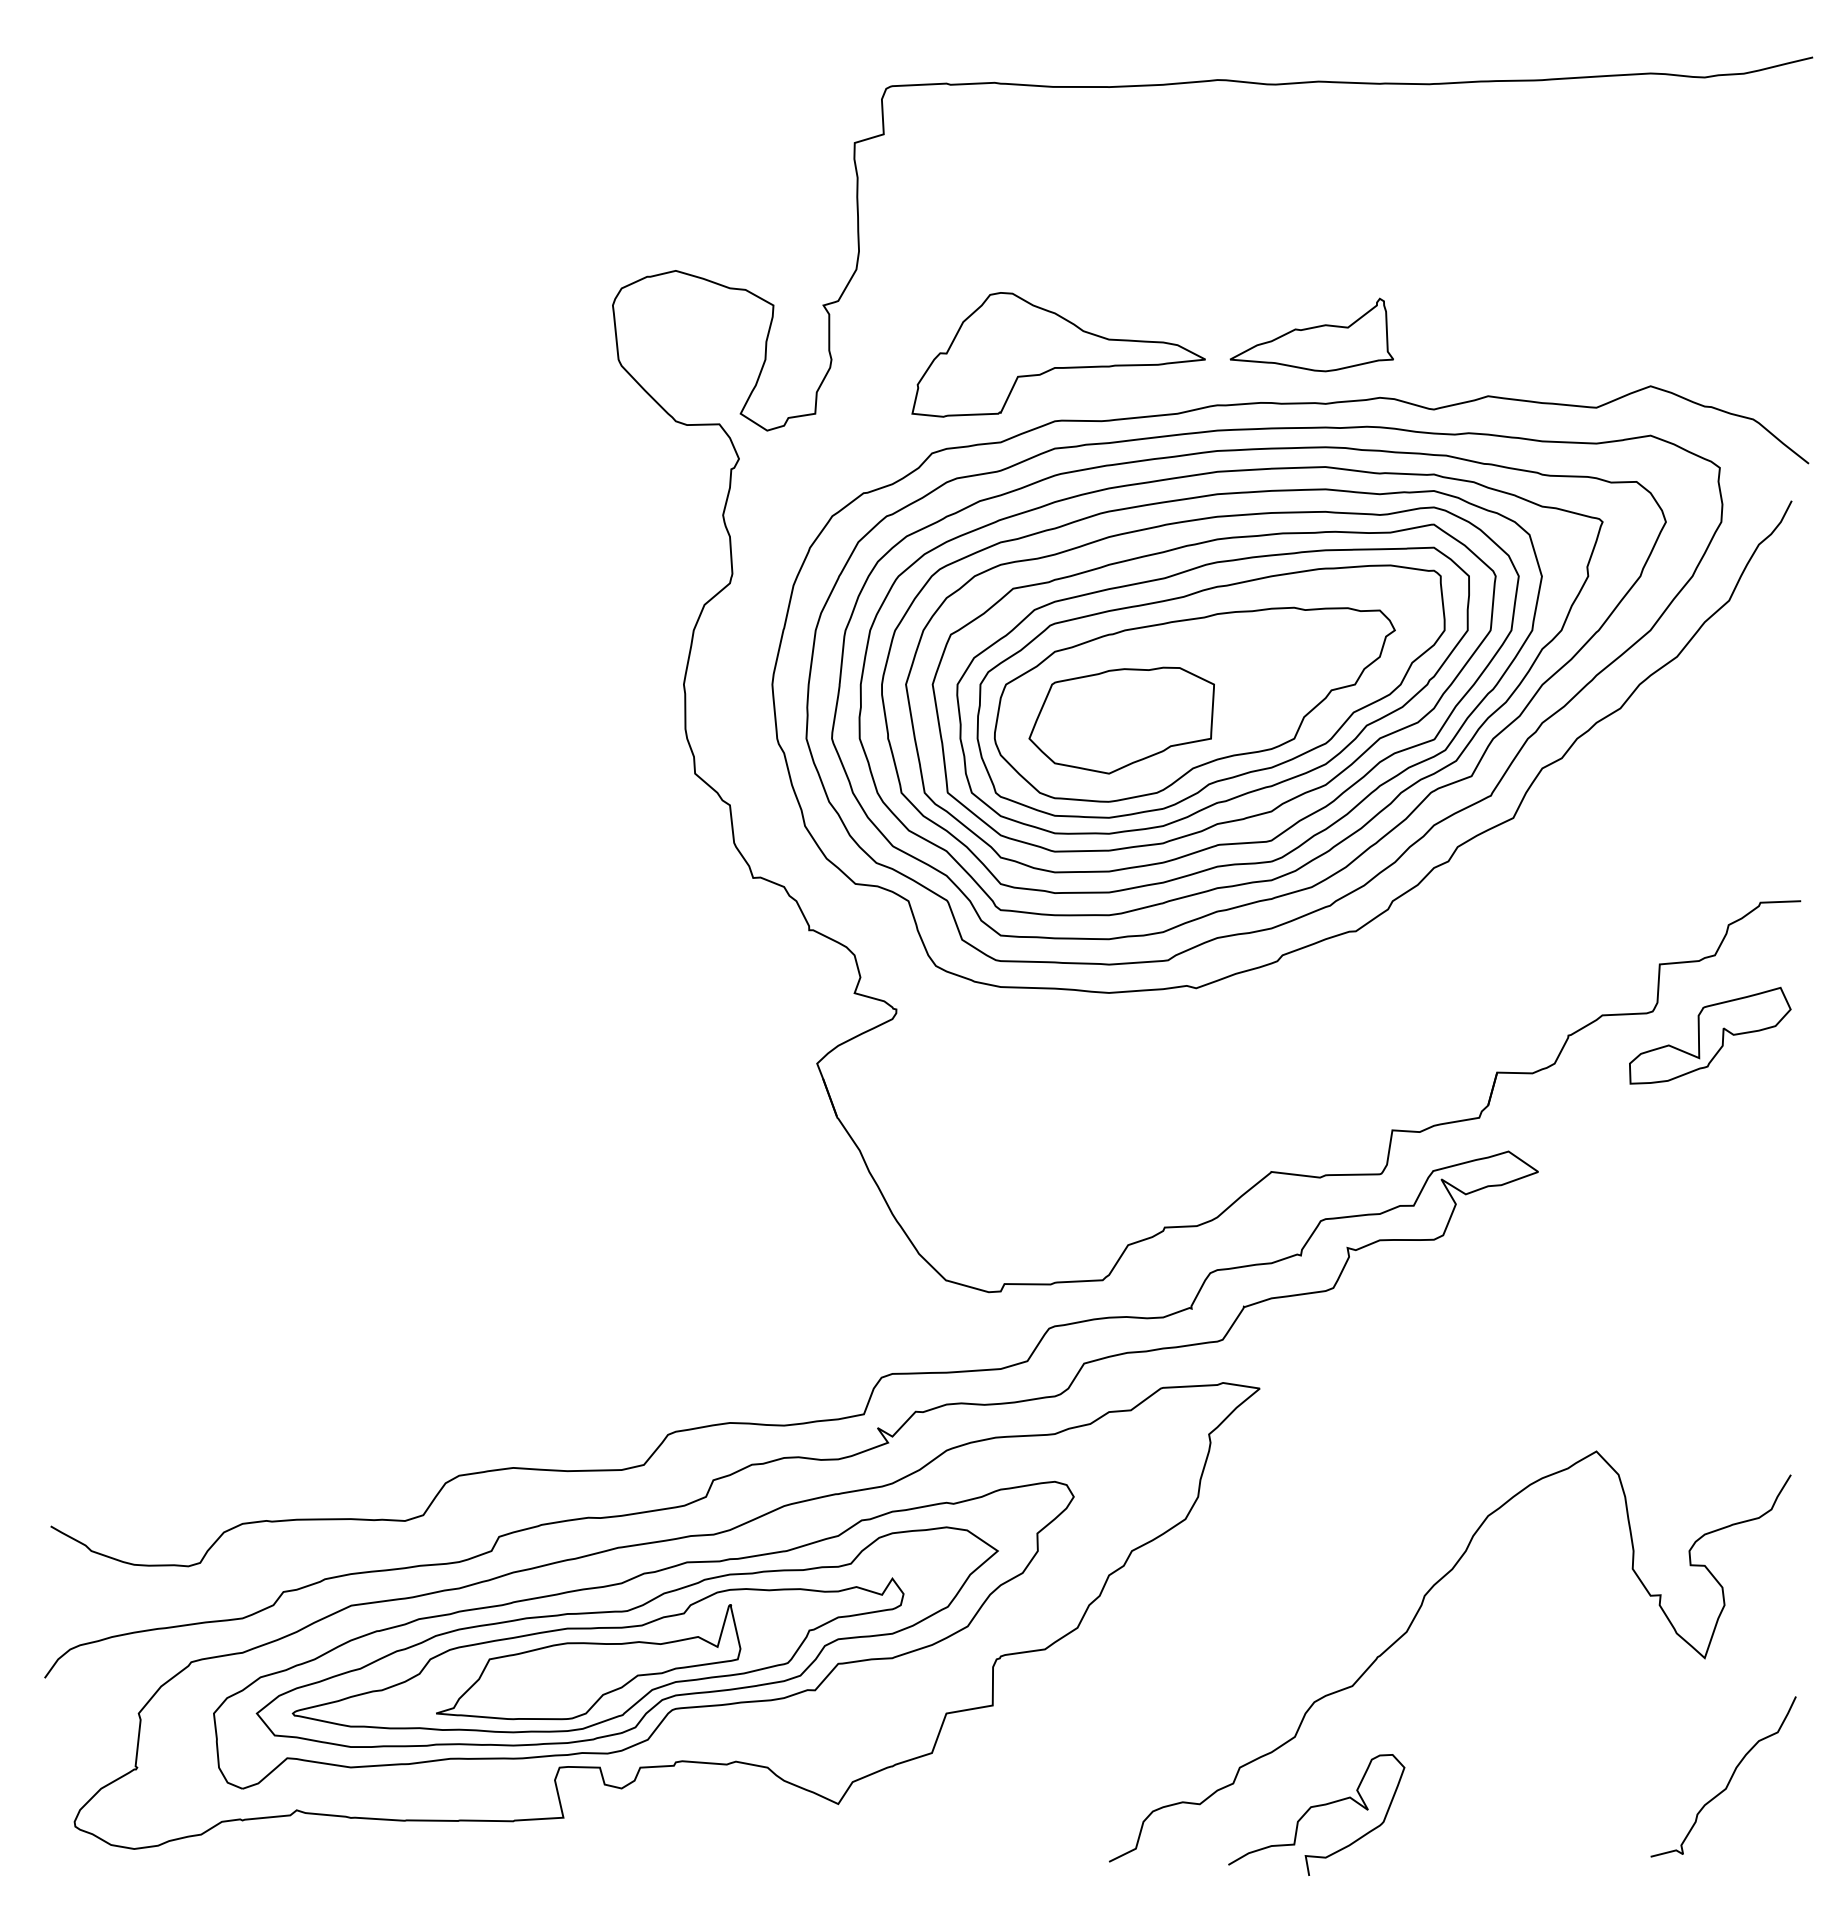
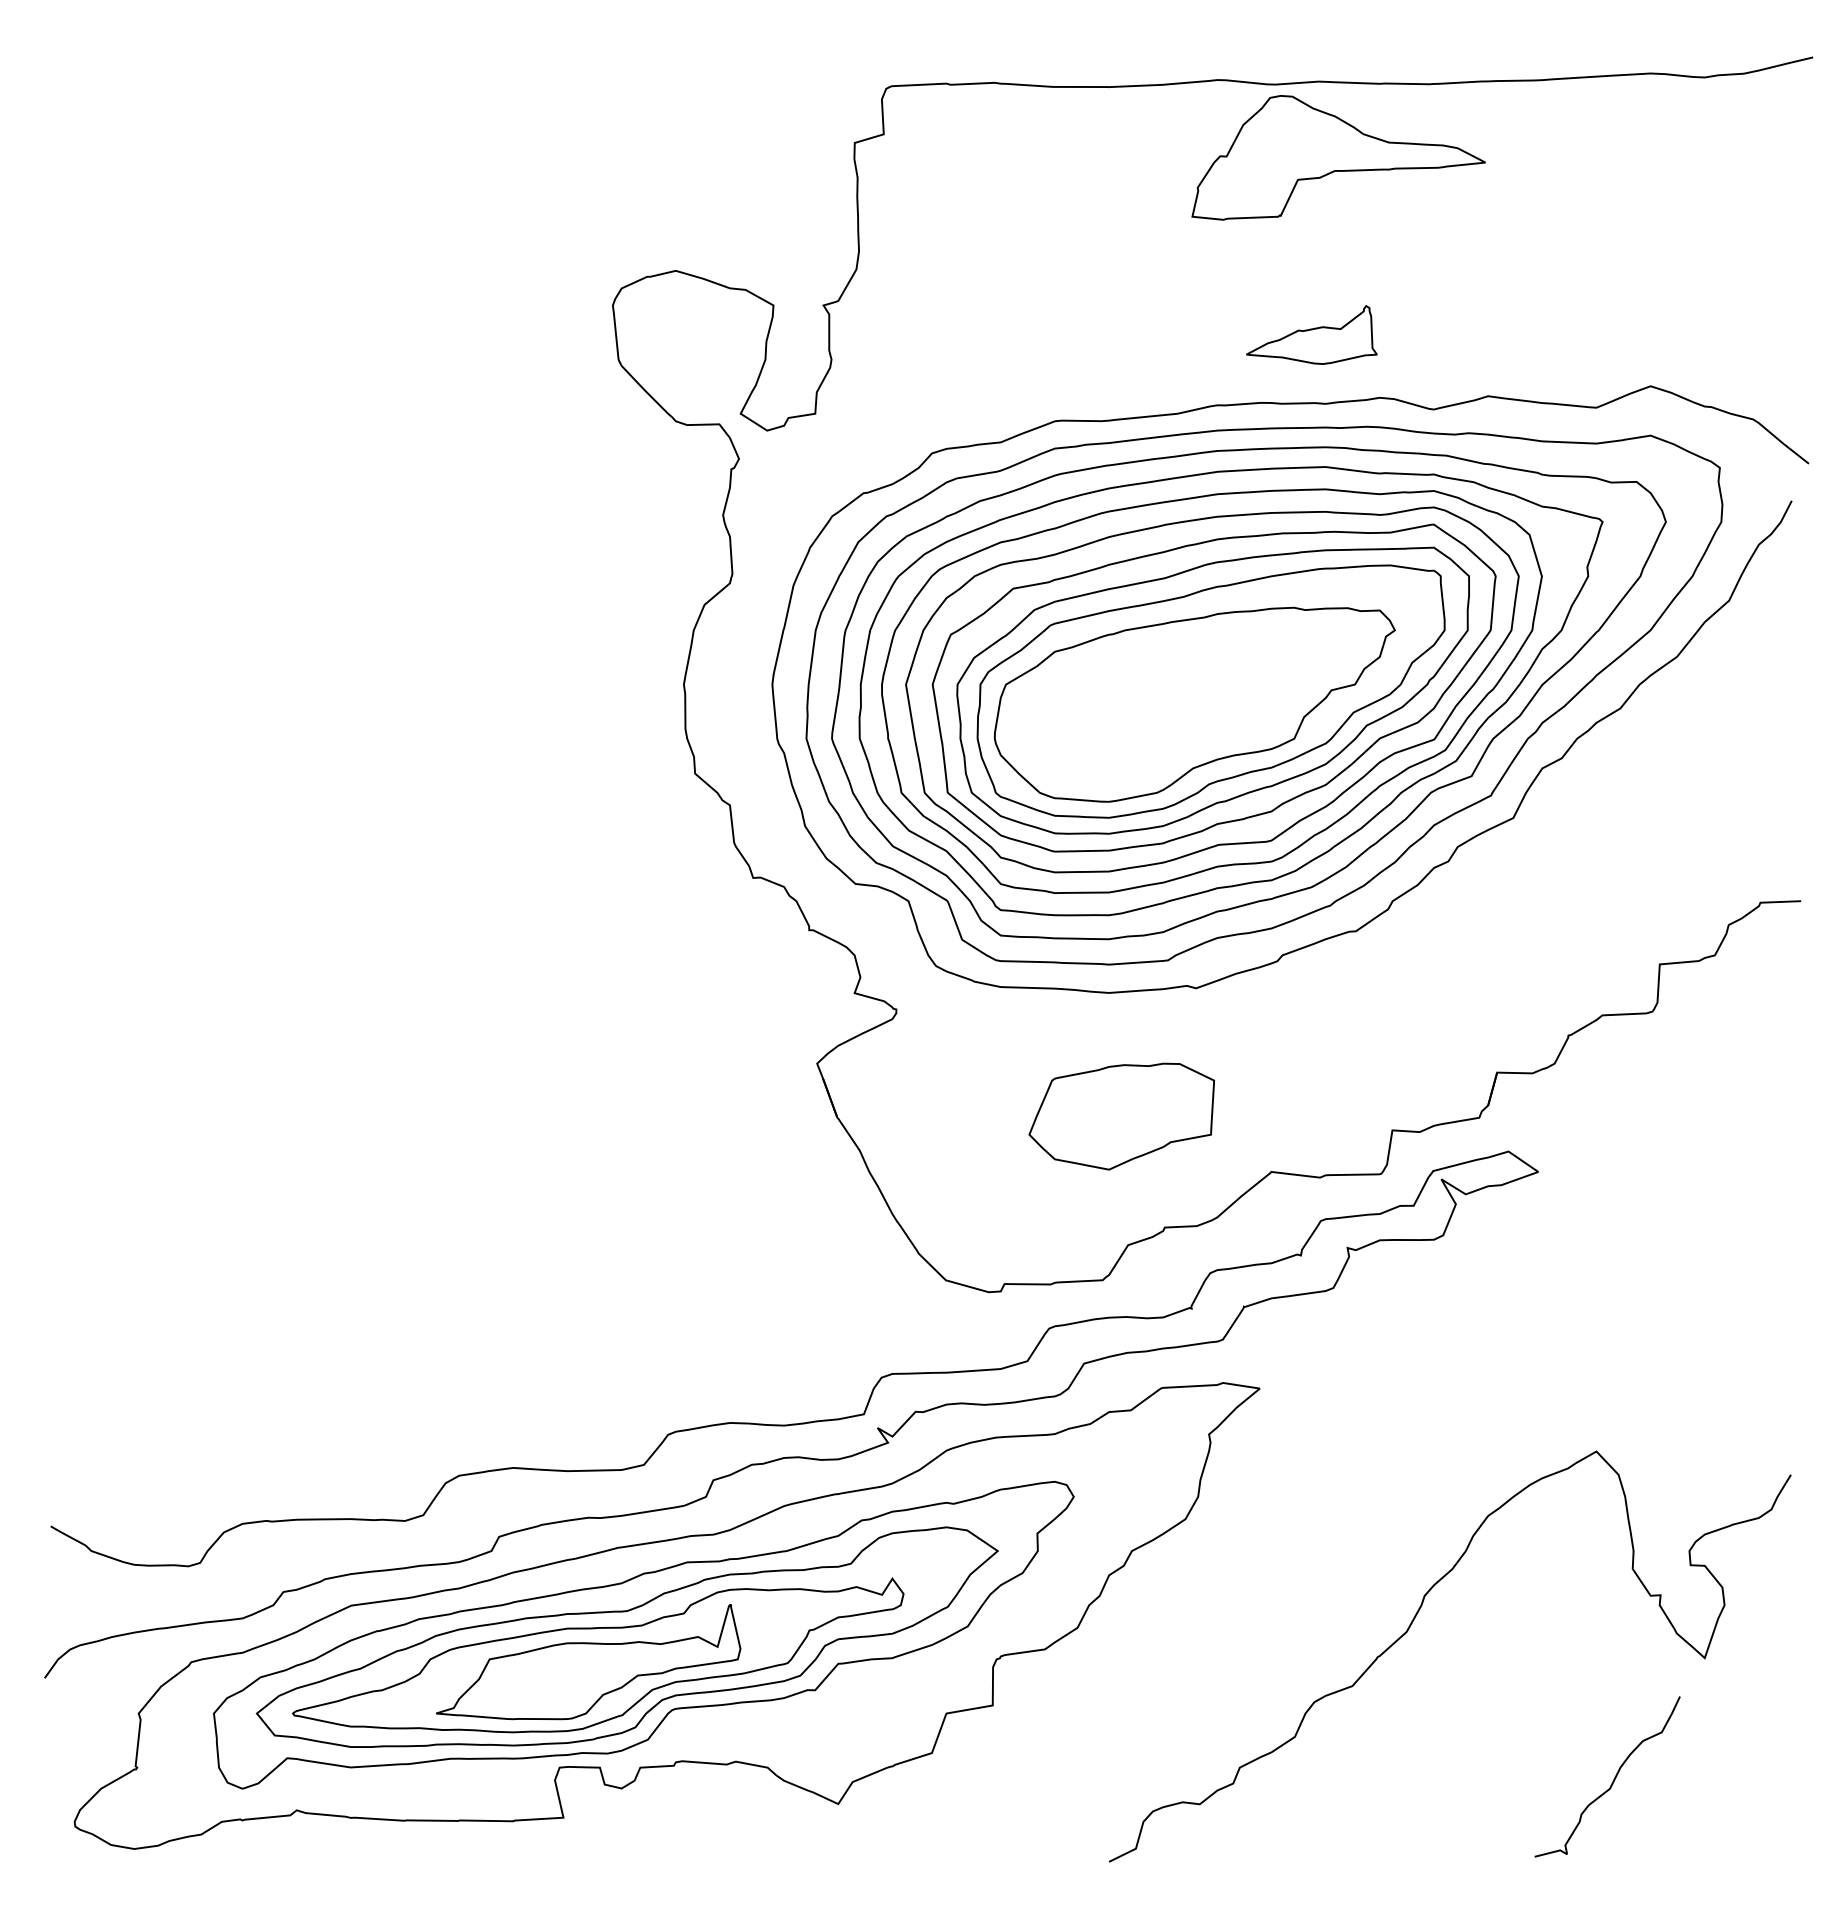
part size: 165x76 px -> 132x60 px (1311, 334)
part position: (1058, 354) -> (1338, 157) (1338, 157)
part position: (1121, 720) -> (1121, 1116) (1121, 1116)
part: present -> none (1710, 1035)
curve position: (1729, 1779) -> (1613, 1779) (1613, 1779)
curve: present -> none (1316, 1807)
